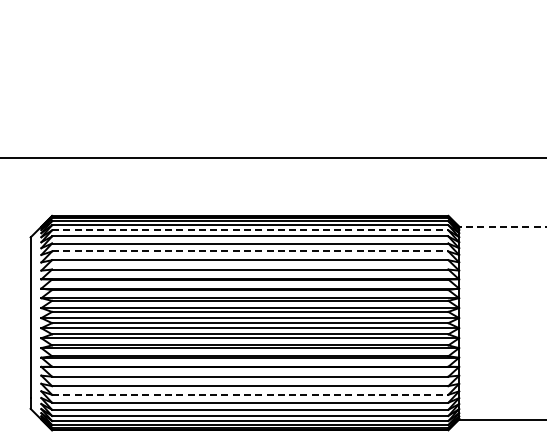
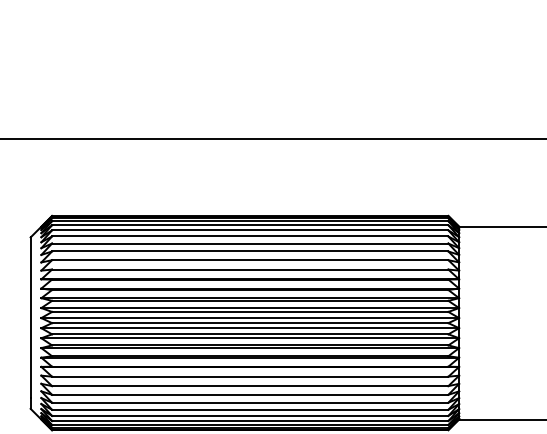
line position: (272, 157) -> (272, 138) (272, 138)
line: dashed -> solid (502, 226)
line: dashed -> solid (250, 230)
line: dashed -> solid (250, 251)
line: dashed -> solid (250, 394)
